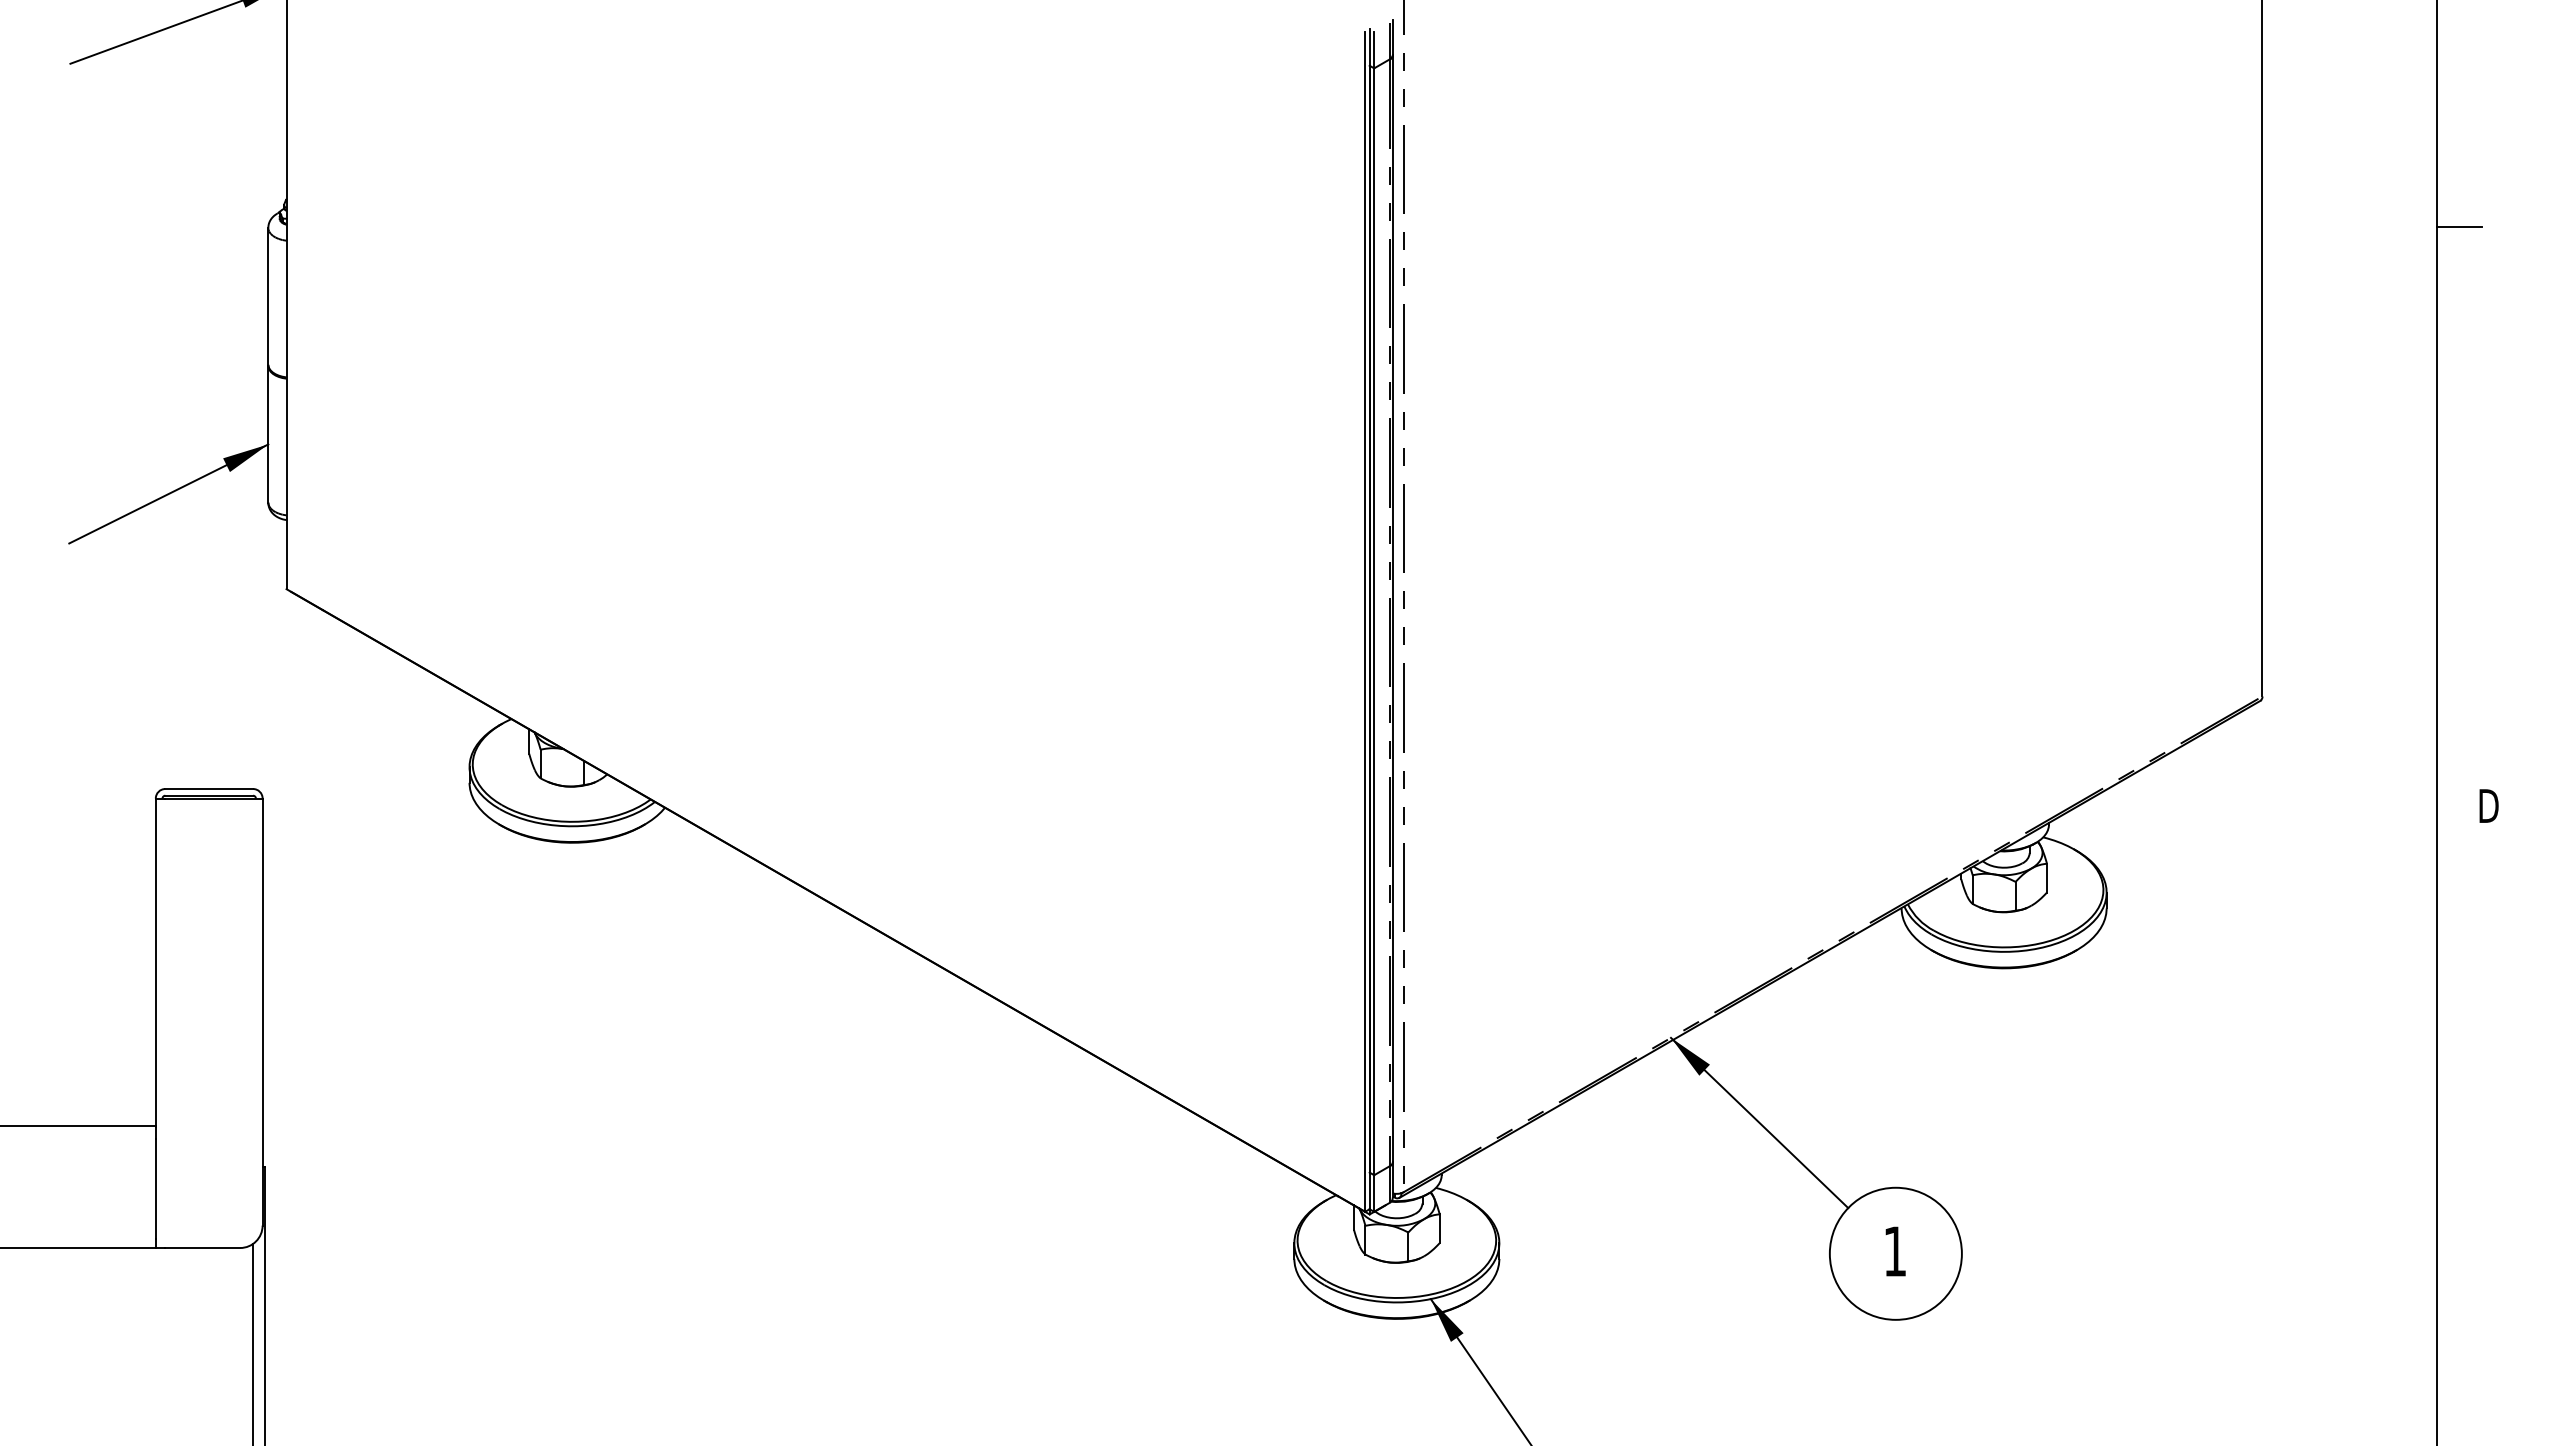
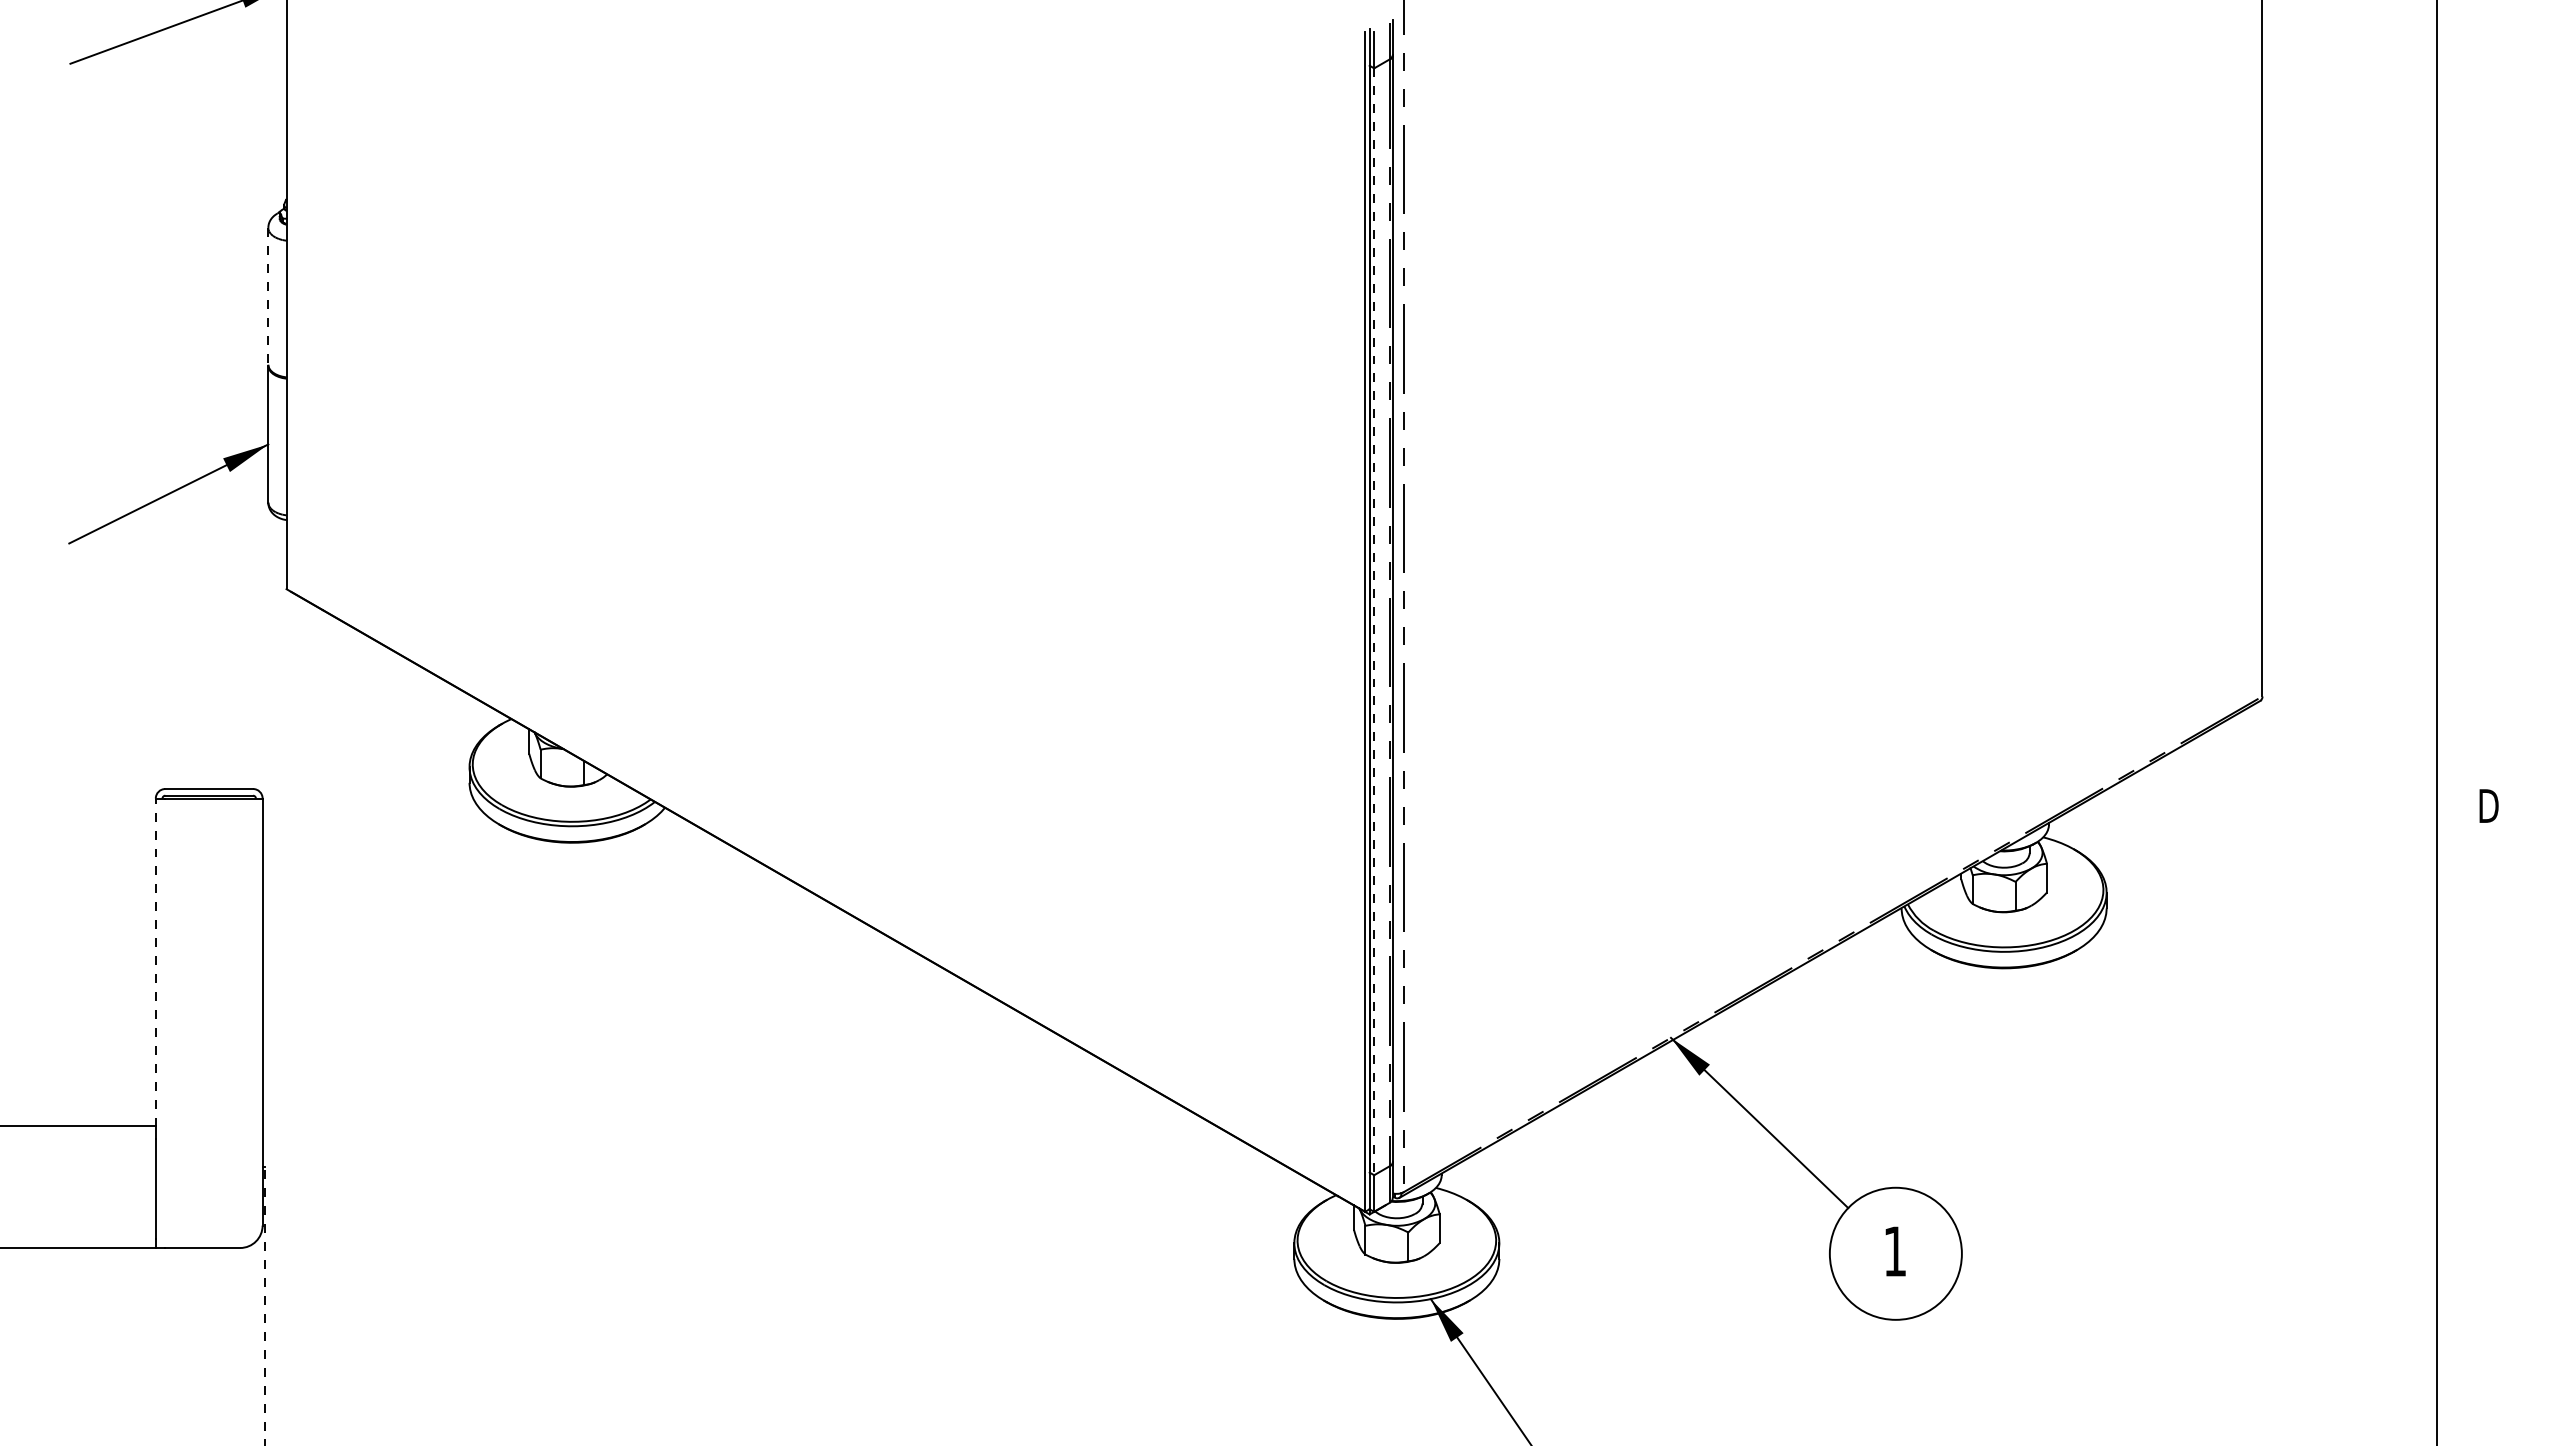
line: present -> none (2459, 227)
line: solid -> dashed (268, 296)
line: solid -> dashed (1374, 622)
line: solid -> dashed (155, 962)
line: solid -> dashed (264, 1305)
line: present -> none (253, 1342)
